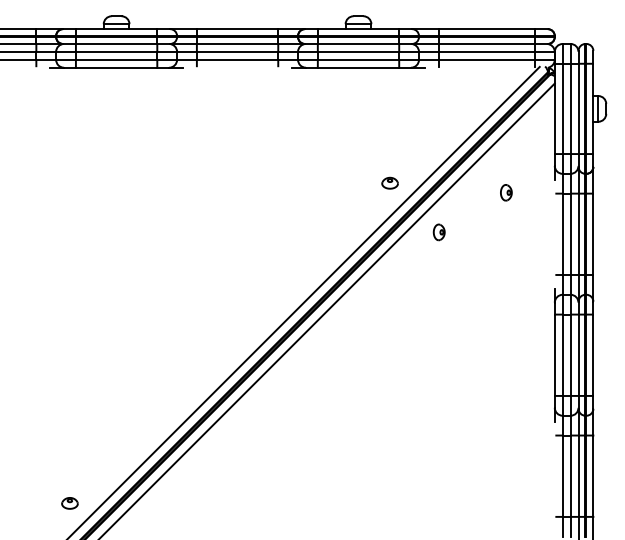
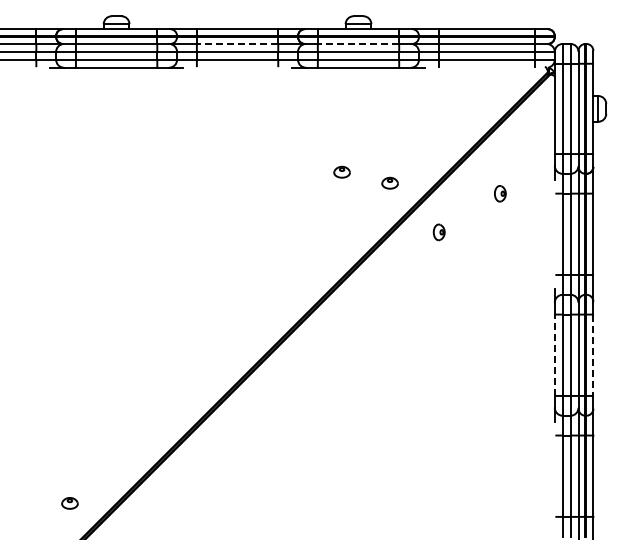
line: solid -> dashed (237, 43)
line: solid -> dashed (358, 43)
part: none -> present (341, 171)
part position: (506, 192) -> (500, 193) (500, 193)
line: present -> none (304, 301)
line: present -> none (327, 309)
line: solid -> dashed (554, 355)
line: solid -> dashed (593, 355)
